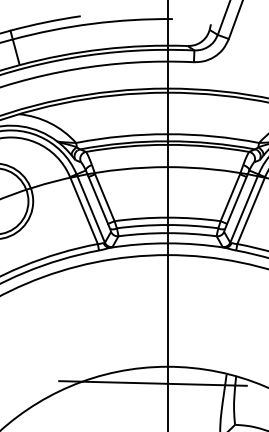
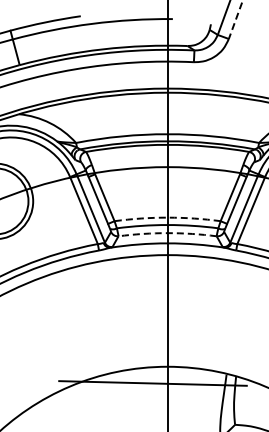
line: solid -> dashed (235, 20)
arc: solid -> dashed (167, 217)
arc: solid -> dashed (167, 233)
